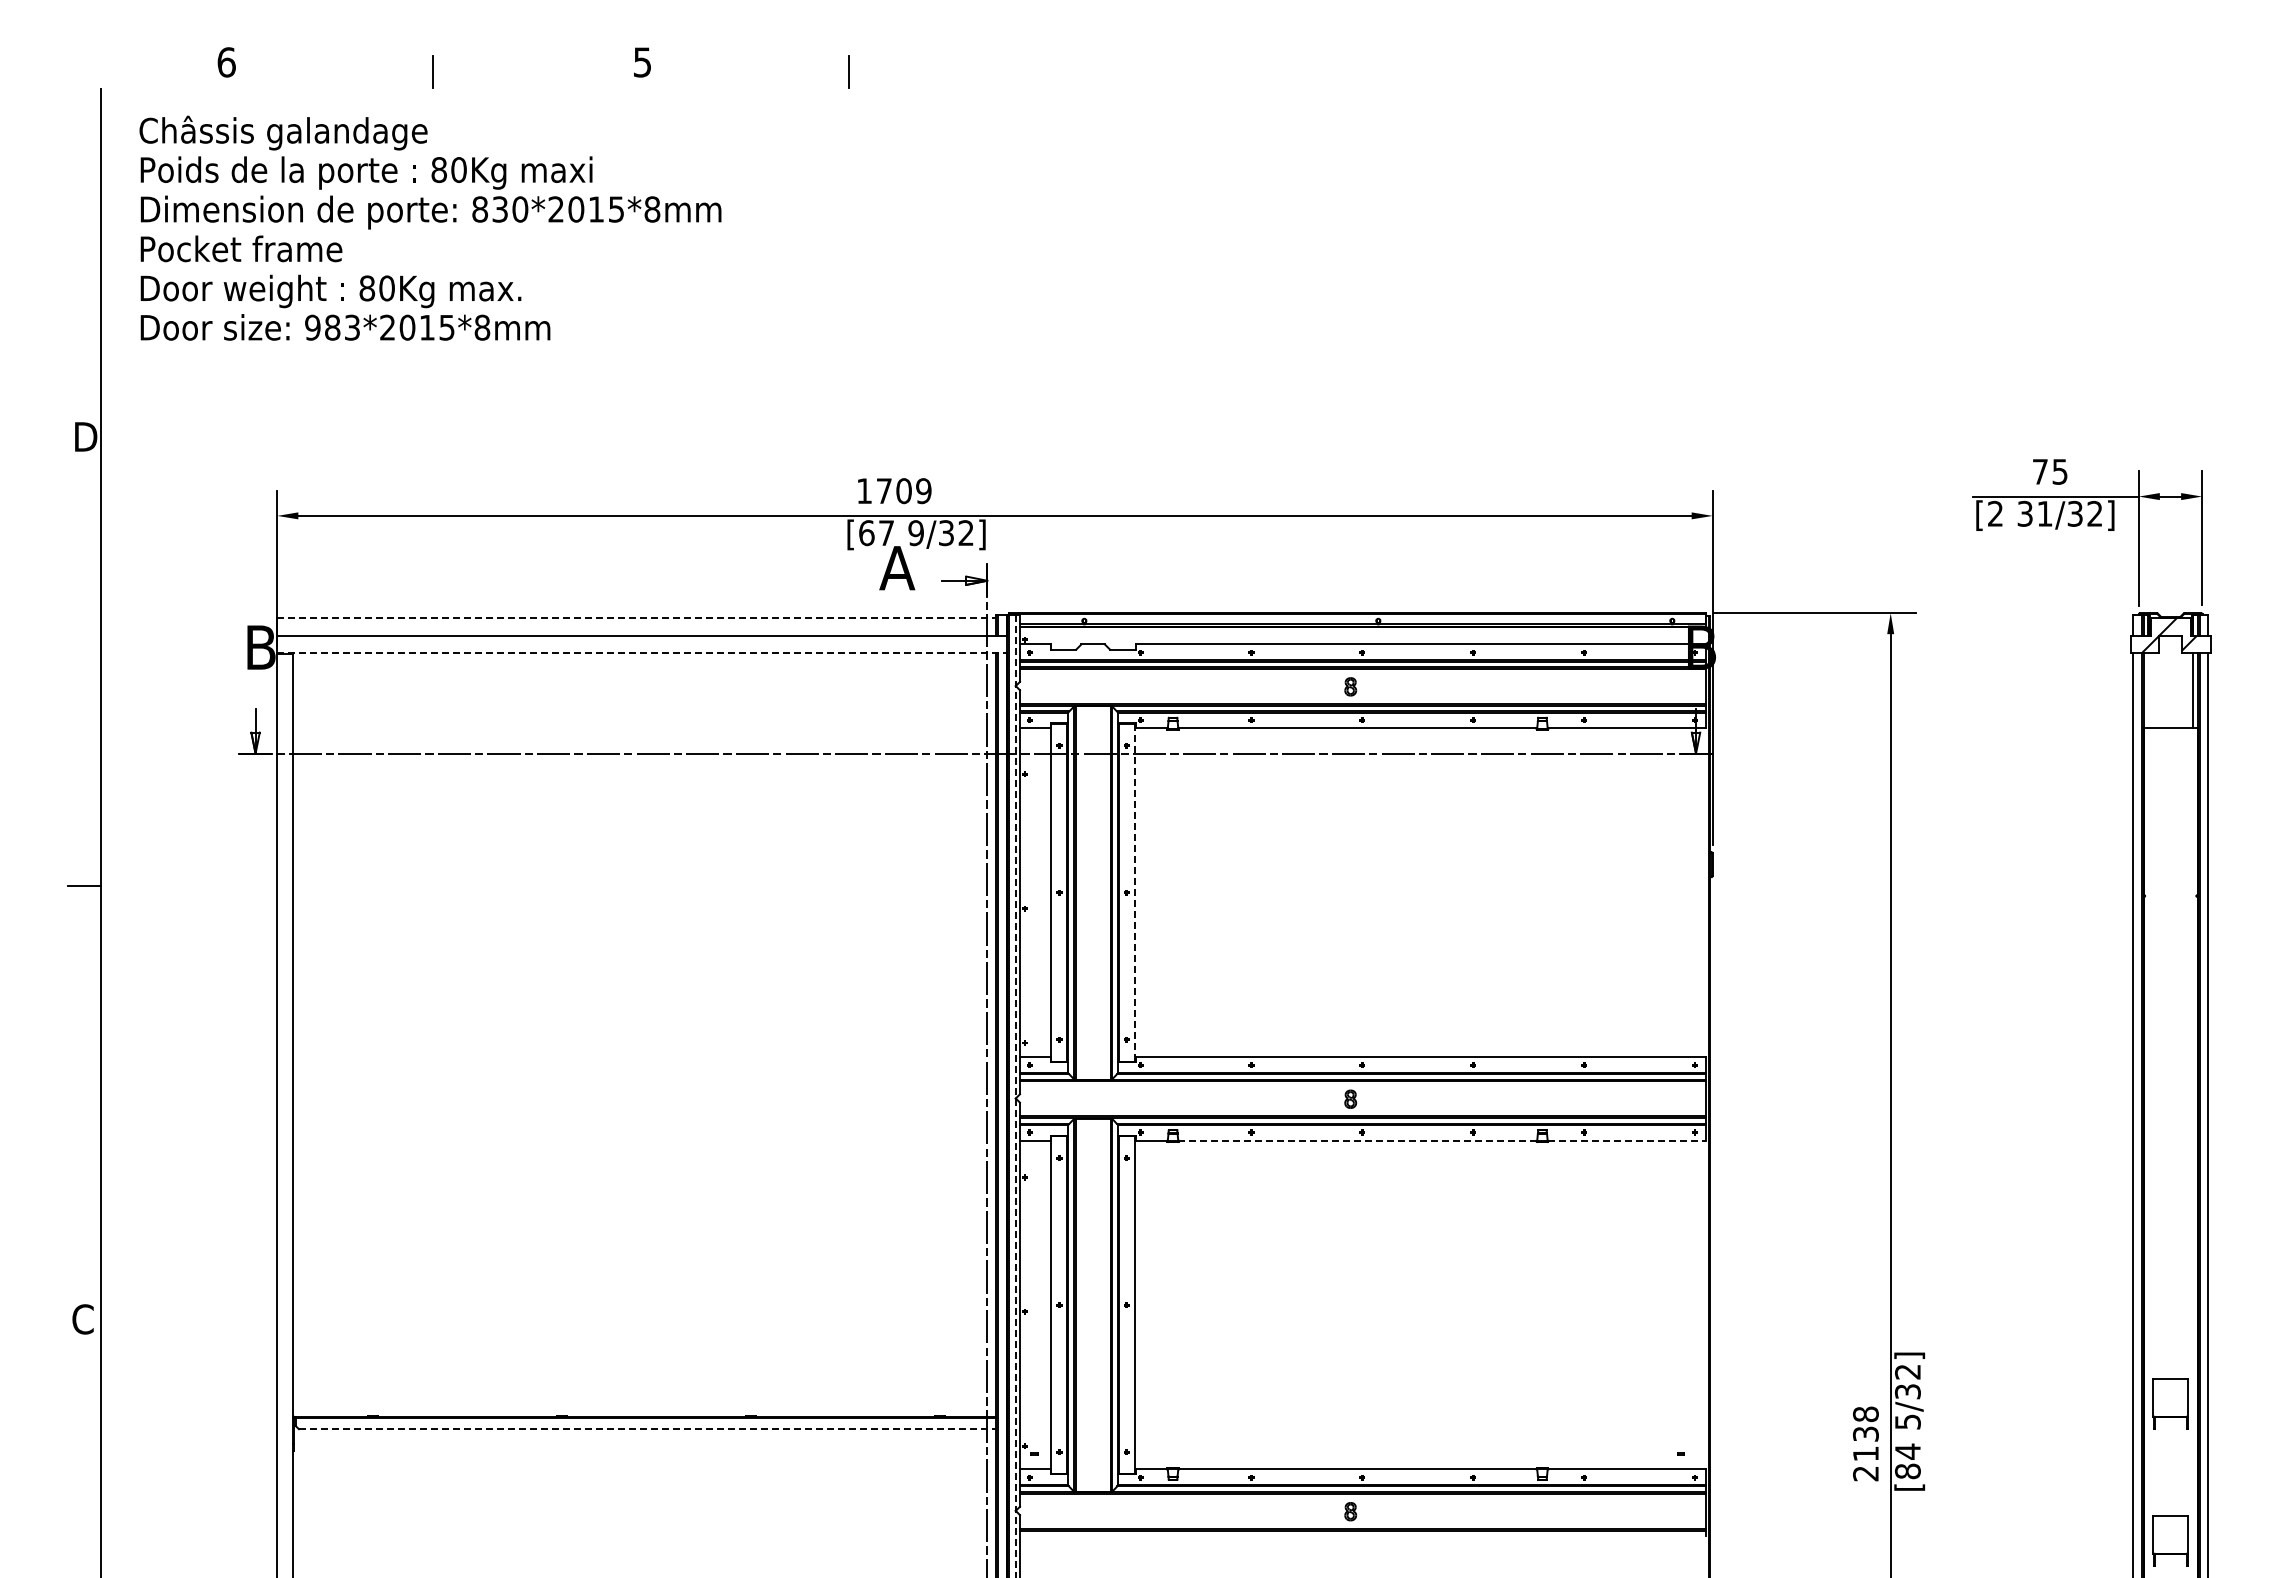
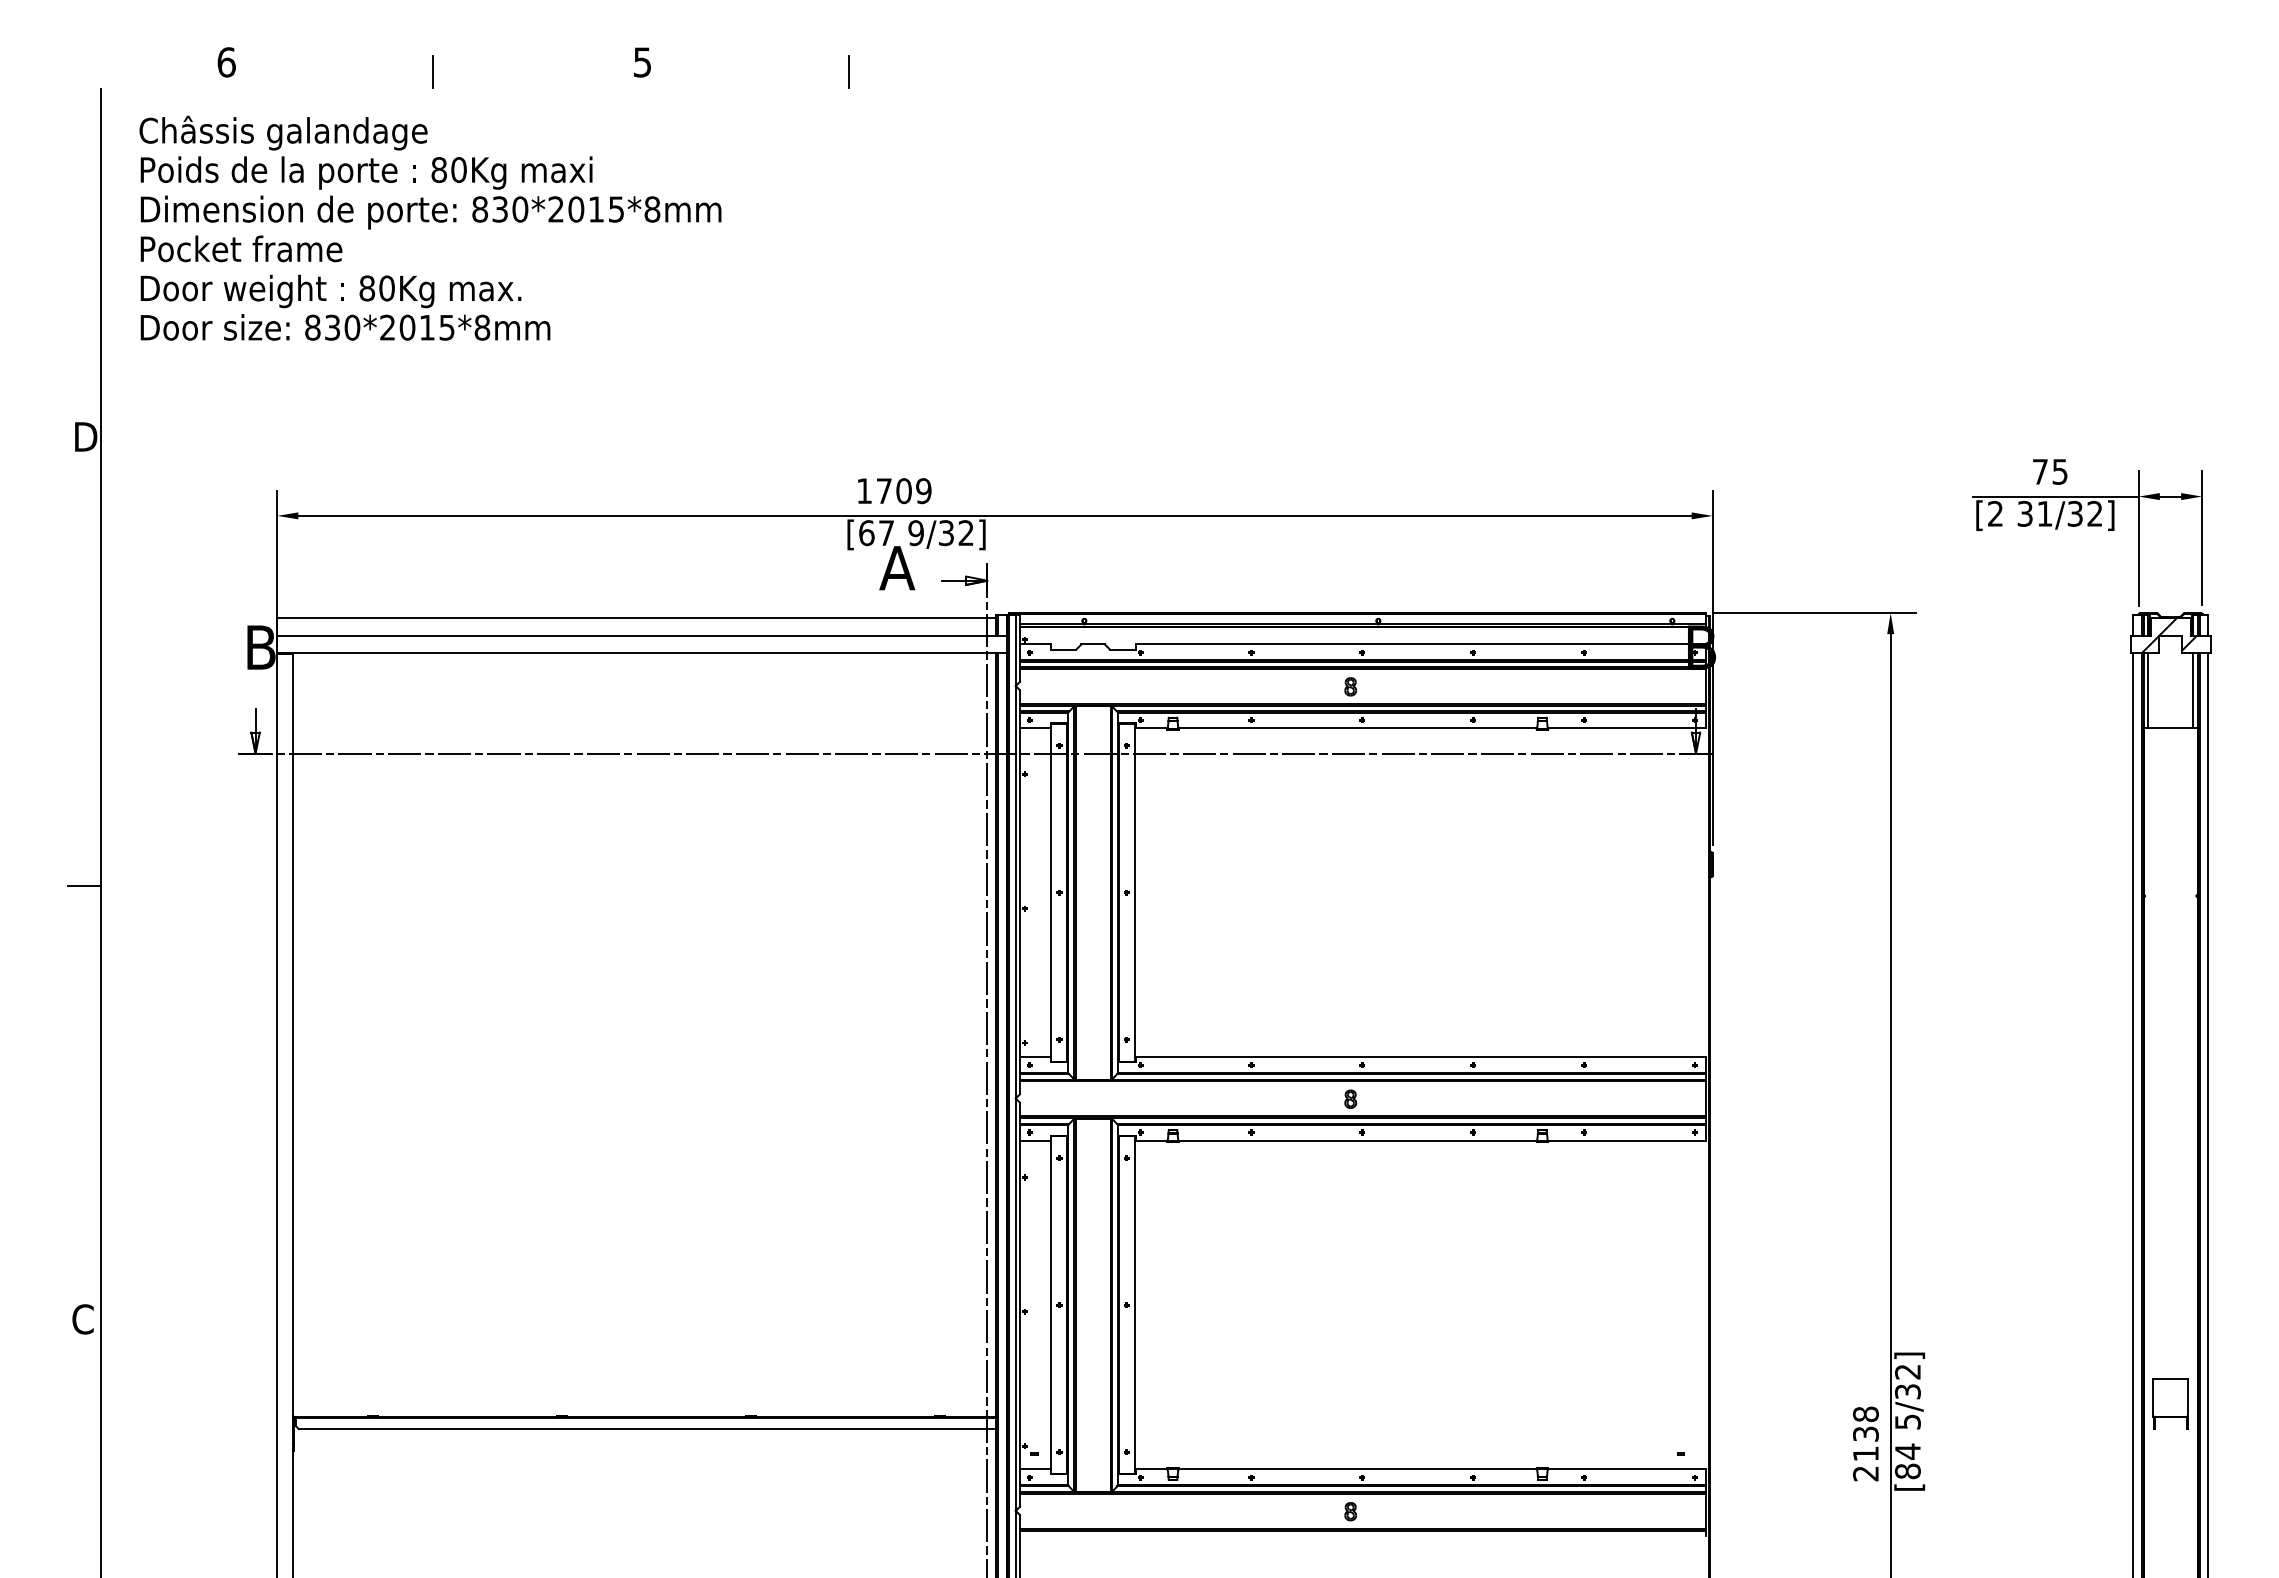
text: 983*2015*8mm -> 830*2015*8mm (332, 327)
line: dashed -> solid (636, 618)
line: dashed -> solid (642, 653)
line: none -> present (2148, 690)
line: dashed -> solid (1135, 893)
line: dashed -> solid (1015, 1096)
line: dashed -> solid (1358, 1140)
line: dashed -> solid (1627, 1140)
line: dashed -> solid (647, 1429)
part: present -> none (2170, 1540)
